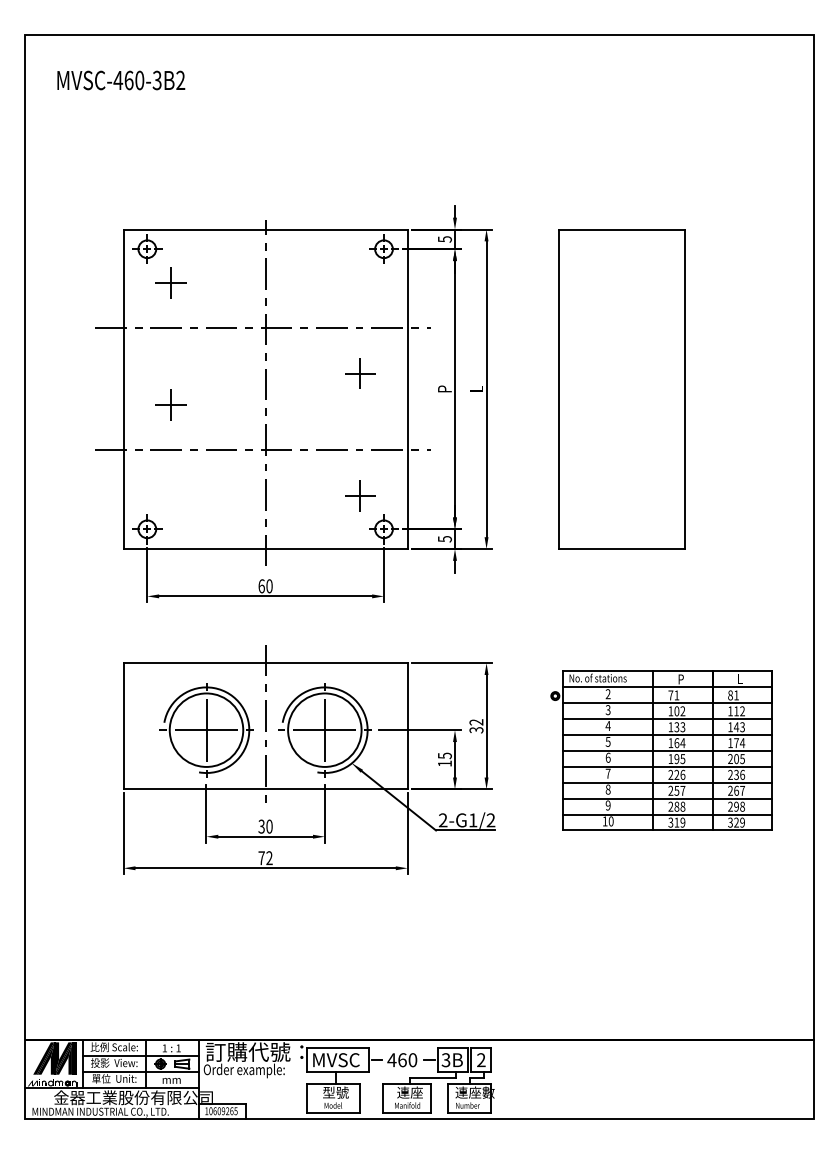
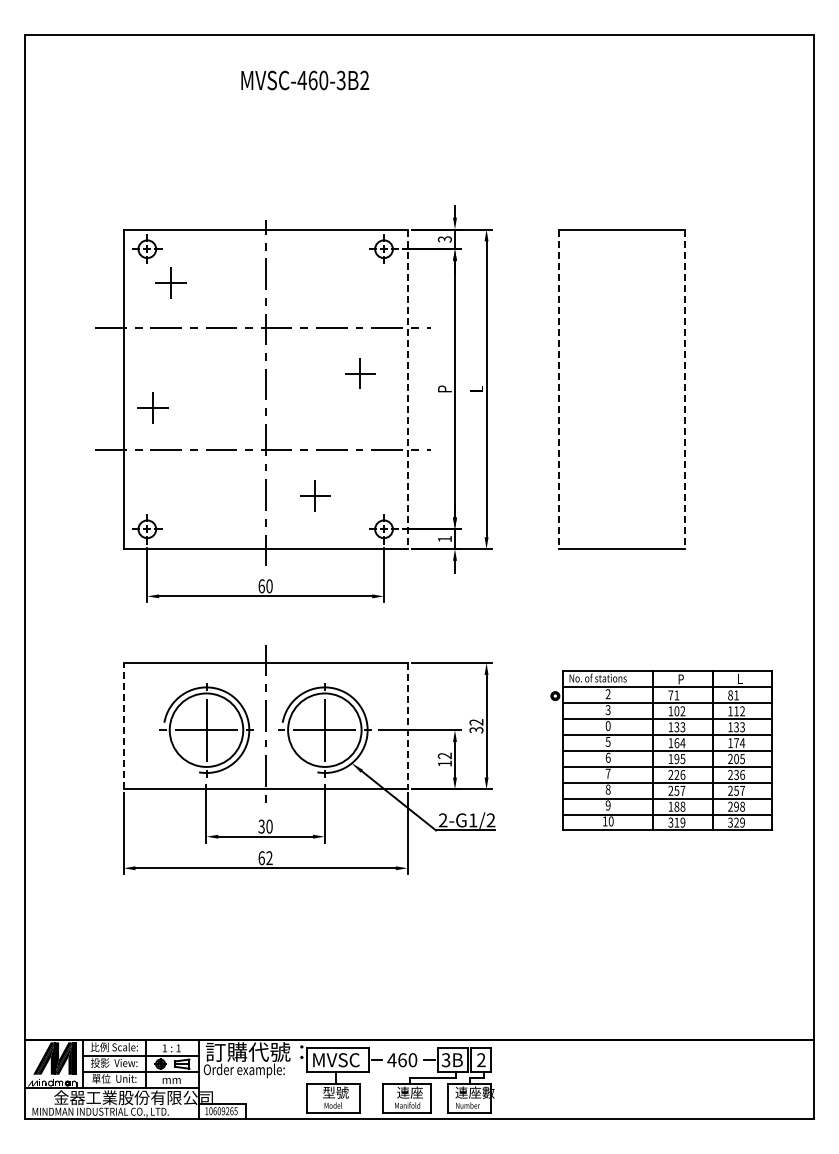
text position: (121, 80) -> (305, 80) (305, 80)
text: 5 -> 3 (444, 239)
line: solid -> dashed (407, 389)
line: solid -> dashed (559, 389)
line: solid -> dashed (685, 389)
part position: (170, 404) -> (152, 407) (152, 407)
part position: (360, 495) -> (315, 495) (315, 495)
text: 5 -> 1 (444, 539)
line: solid -> dashed (123, 725)
text: 4 -> 0 (607, 725)
line: solid -> dashed (407, 726)
text: 143 -> 133 (736, 727)
text: 15 -> 12 (444, 755)
text: 267 -> 257 (736, 790)
text: 288 -> 188 (670, 806)
text: 72 -> 62 (261, 858)
